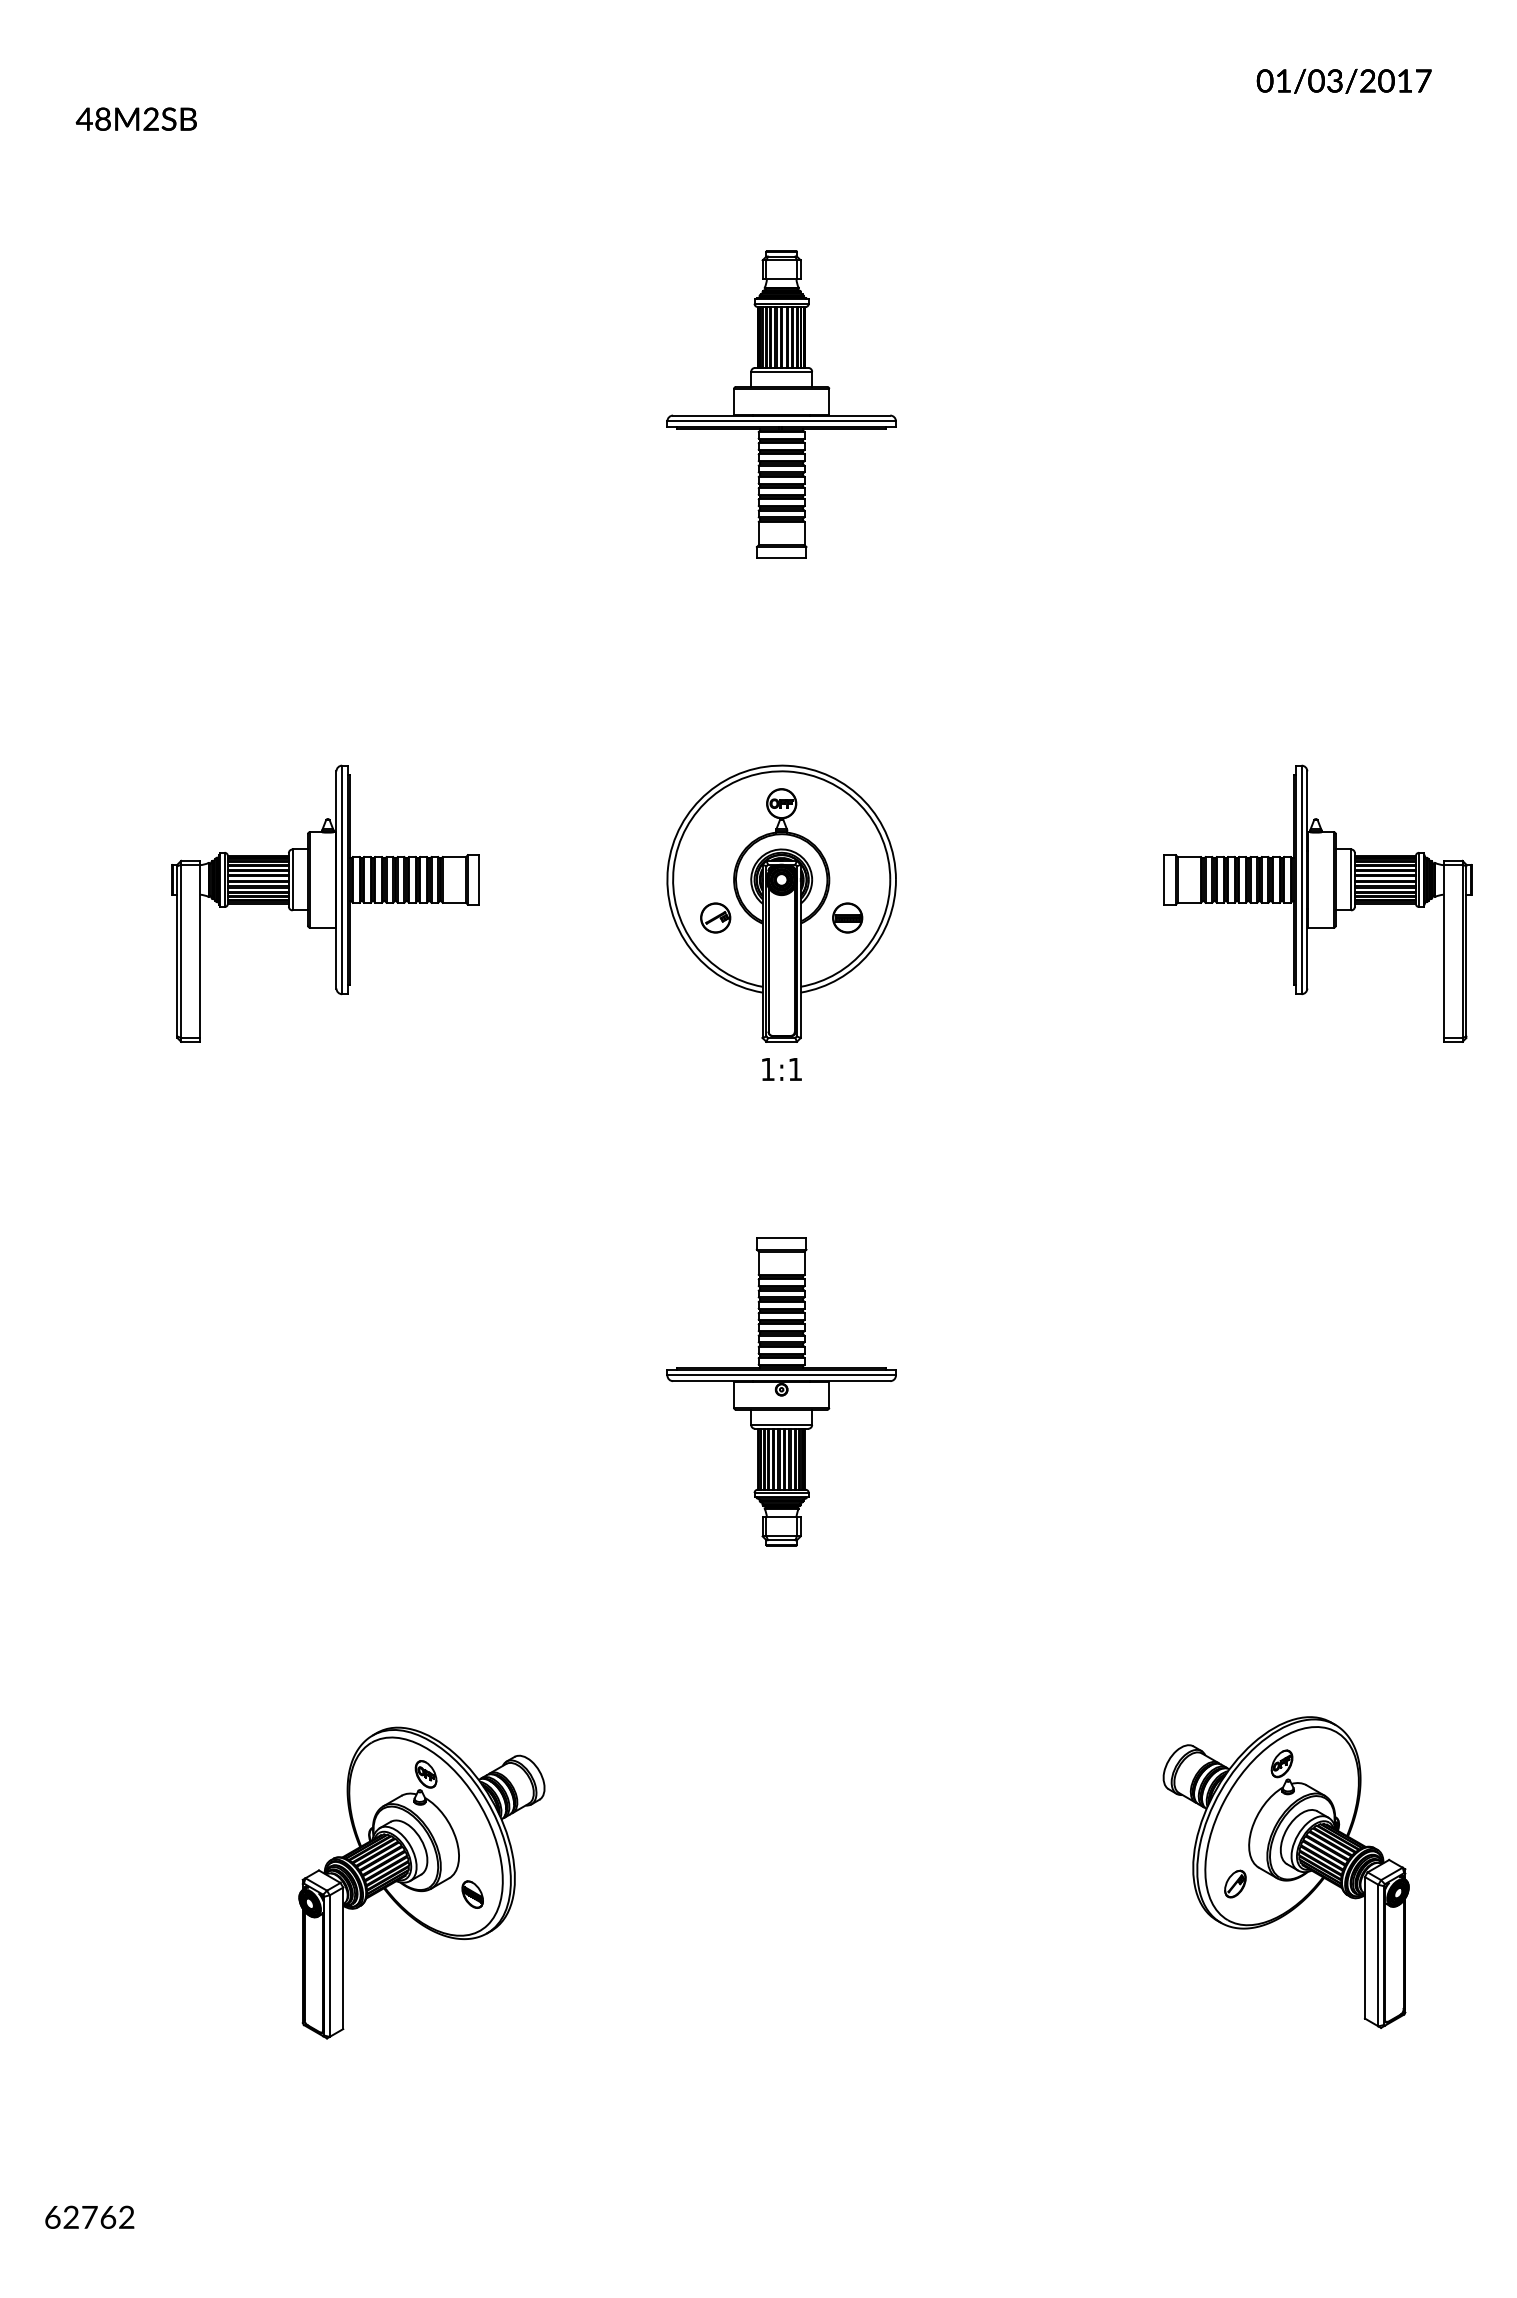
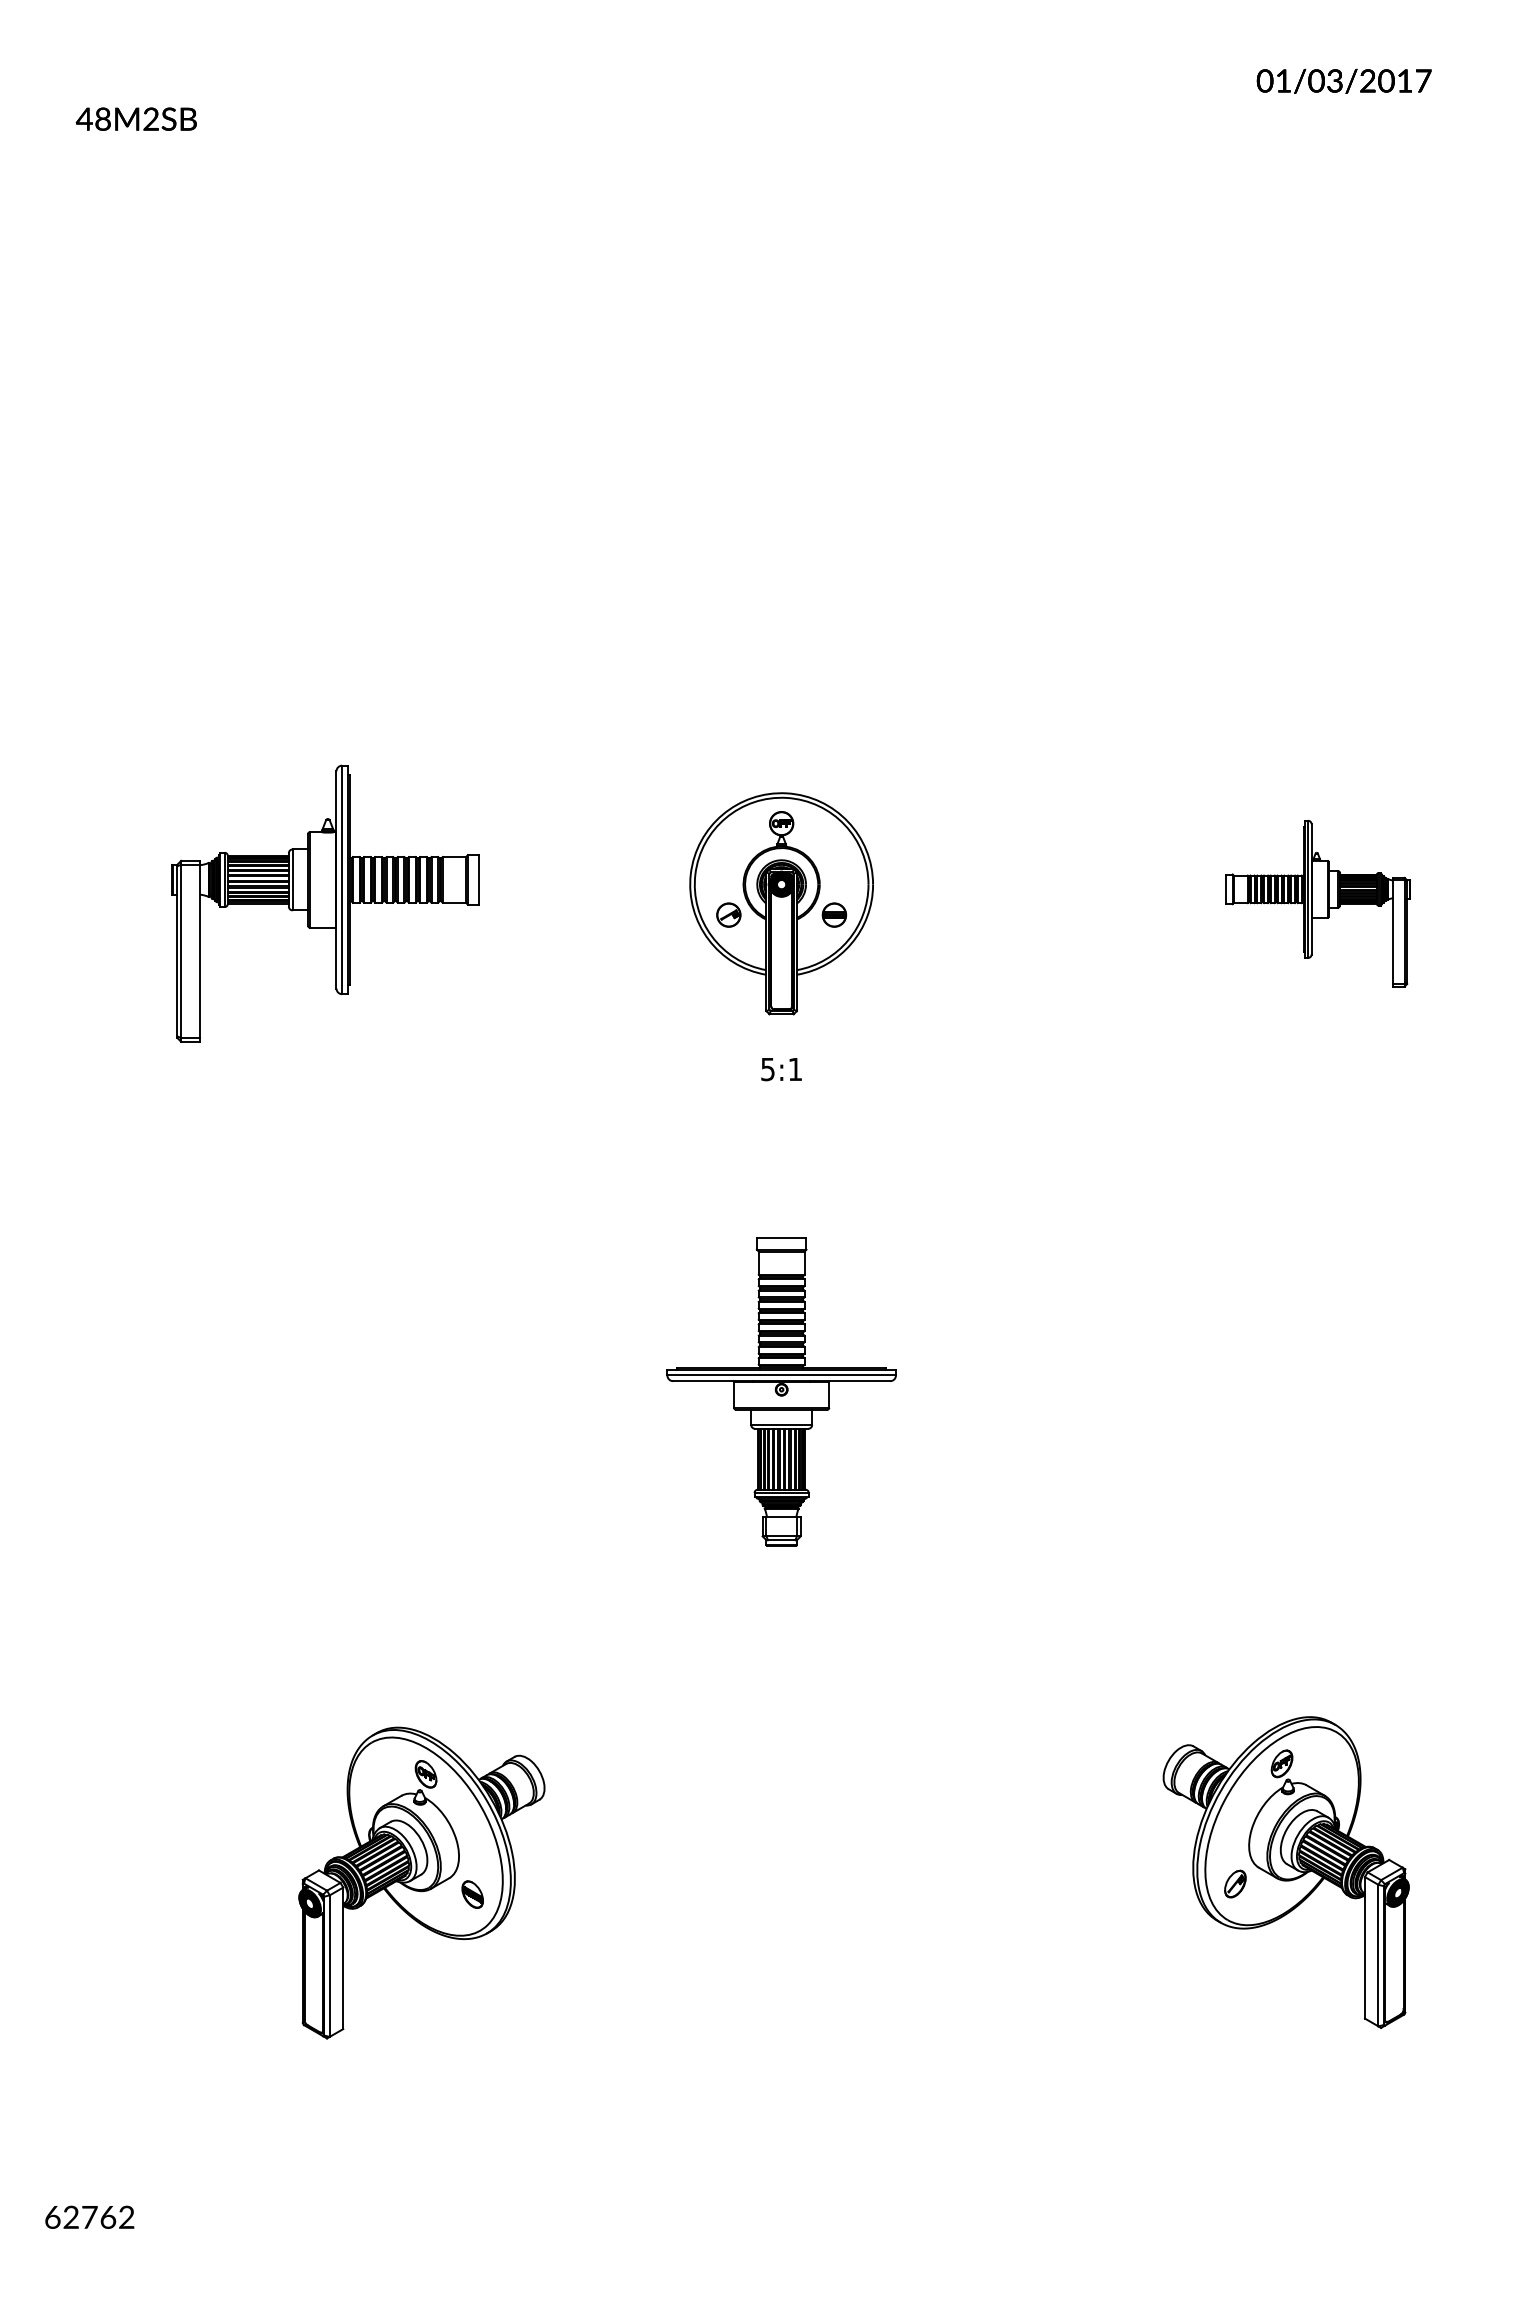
part: present -> none (781, 404)
part size: 231x279 px -> 185x224 px (781, 903)
part size: 310x279 px -> 186x168 px (1317, 903)
text: 1:1 -> 5:1 (767, 1069)
